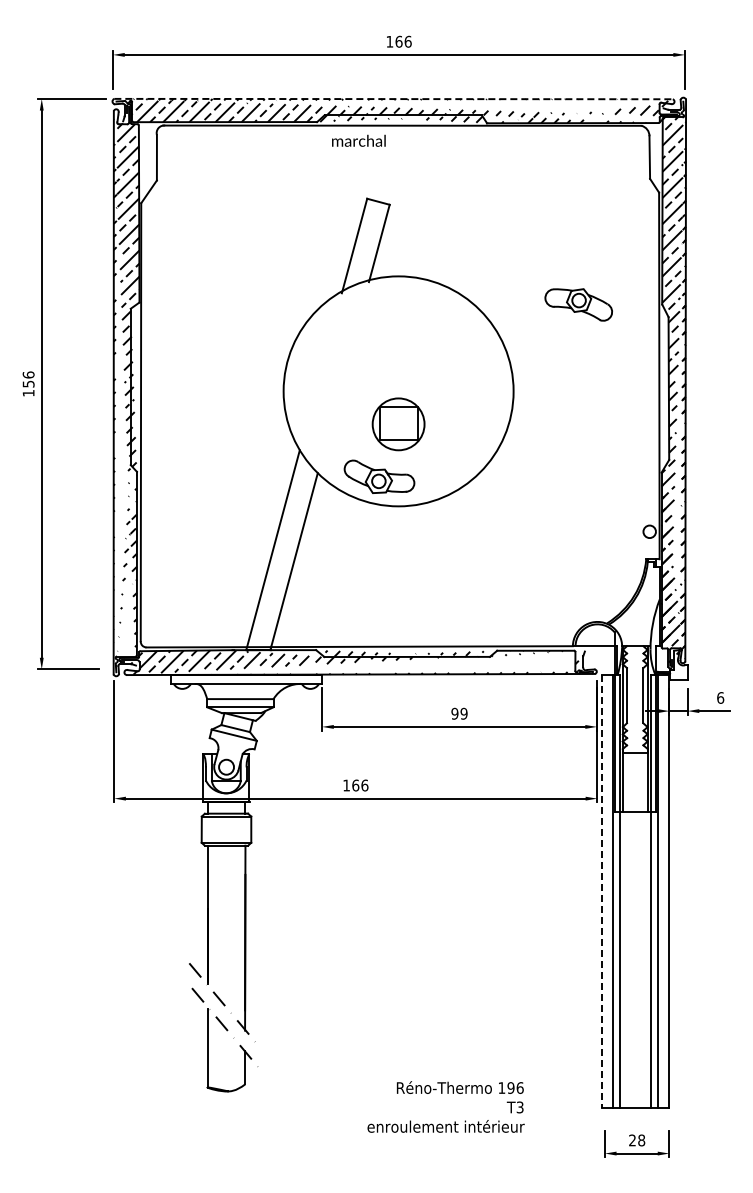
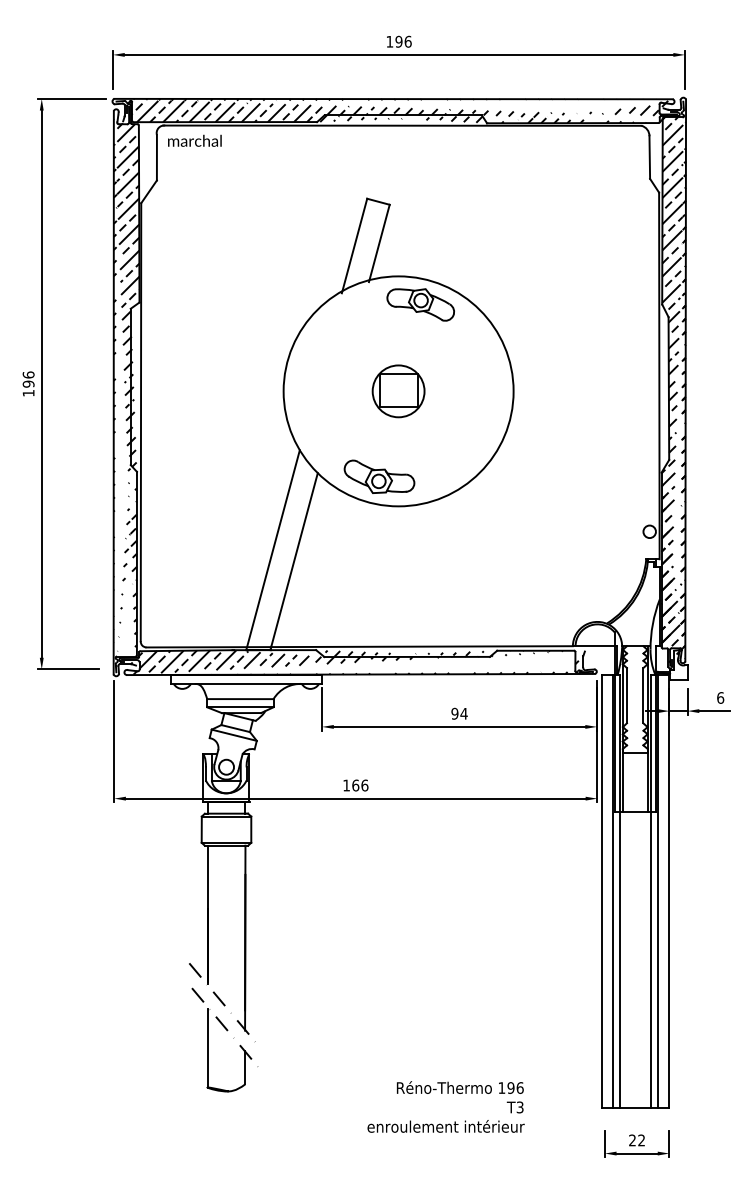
text: 166 -> 196 (398, 41)
line: dashed -> solid (394, 99)
text position: (358, 140) -> (194, 140) (194, 140)
part position: (578, 304) -> (420, 304) (420, 304)
text: 156 -> 196 (28, 383)
part position: (398, 424) -> (398, 391) (398, 391)
text: 99 -> 94 (463, 713)
line: dashed -> solid (601, 892)
text: 28 -> 22 (641, 1140)
